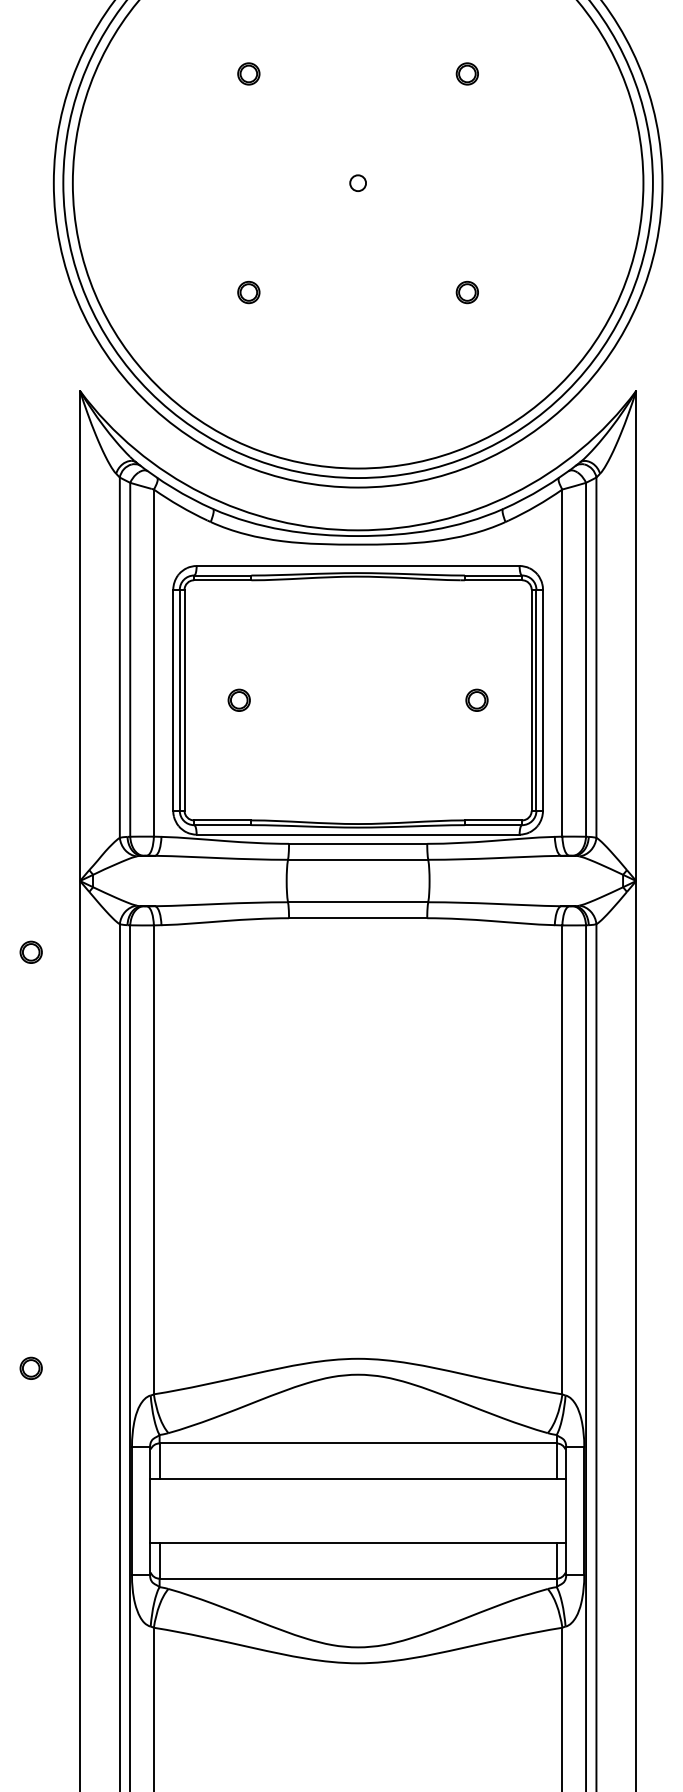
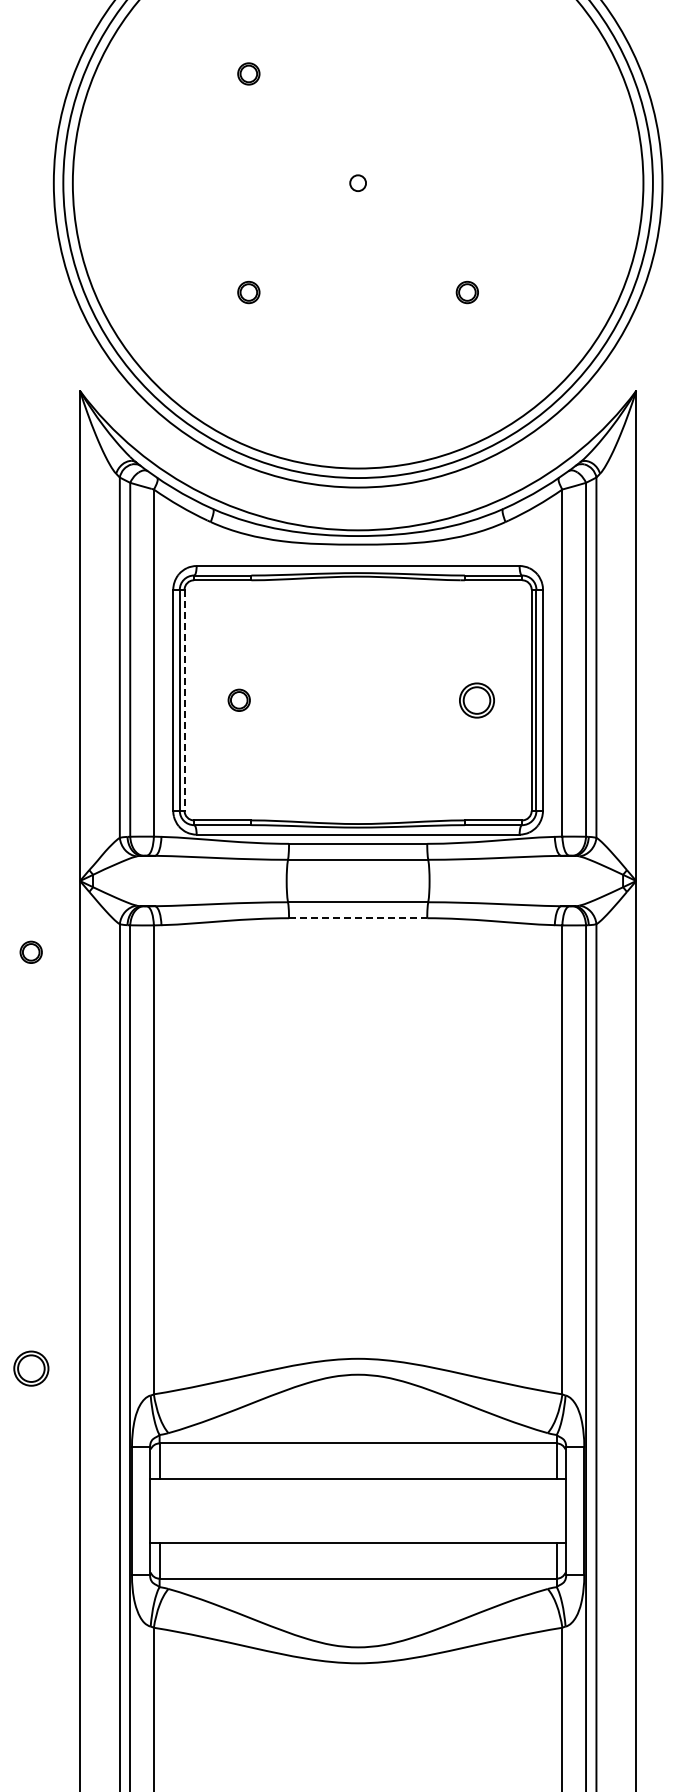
part: present -> none (466, 73)
part size: 24x24 px -> 36x37 px (476, 700)
line: solid -> dashed (184, 700)
line: solid -> dashed (358, 918)
part size: 24x24 px -> 37x37 px (31, 1368)
